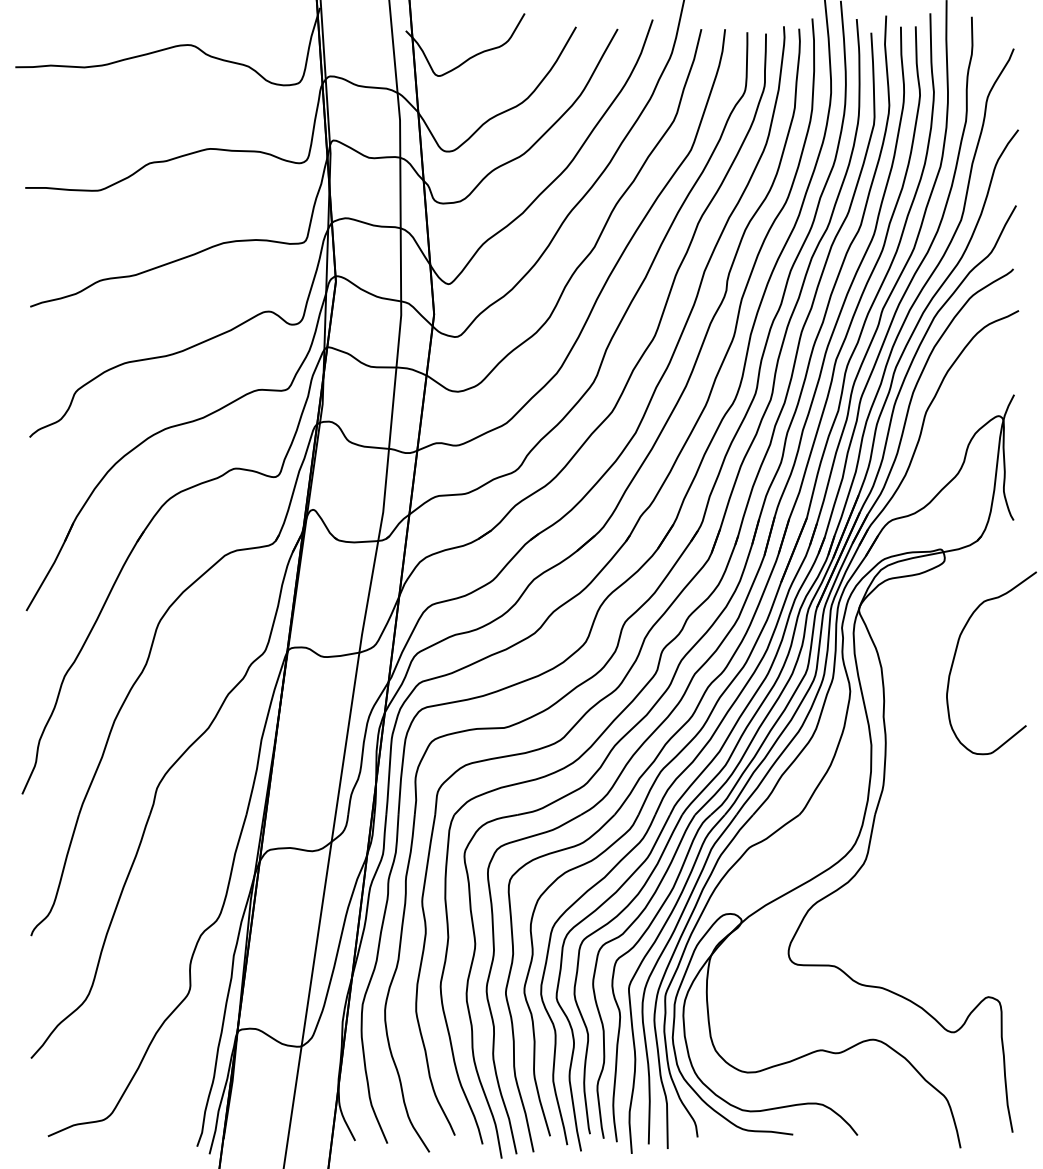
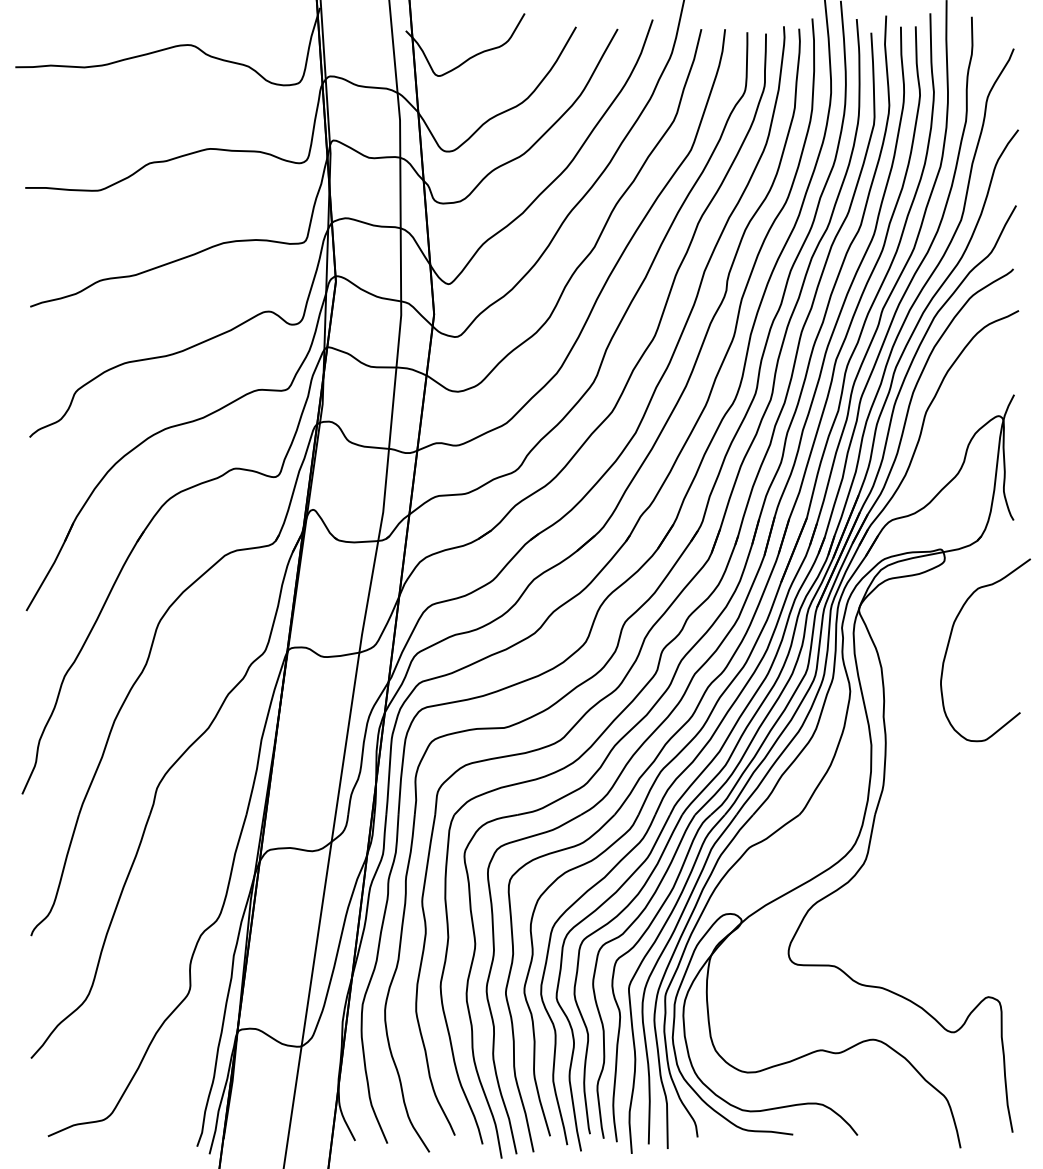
curve position: (956, 653) -> (950, 640) (950, 640)
